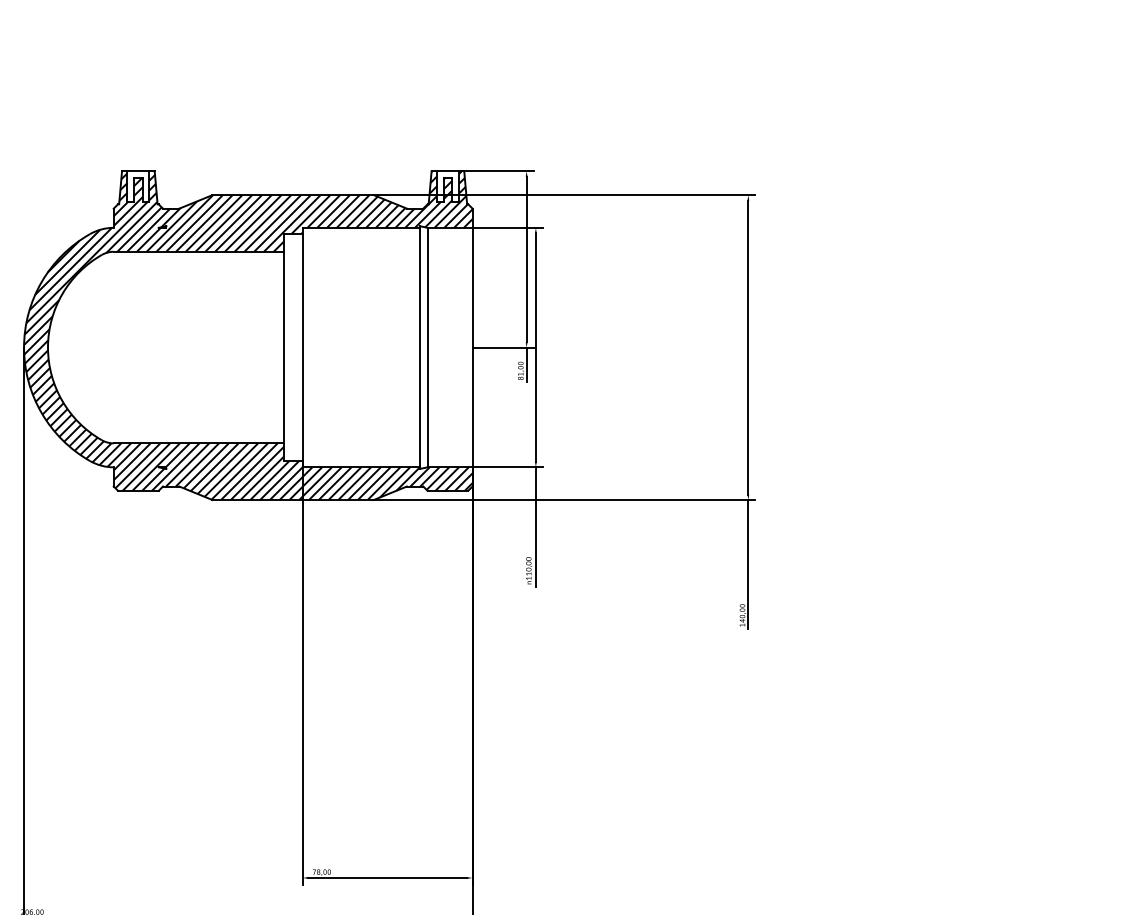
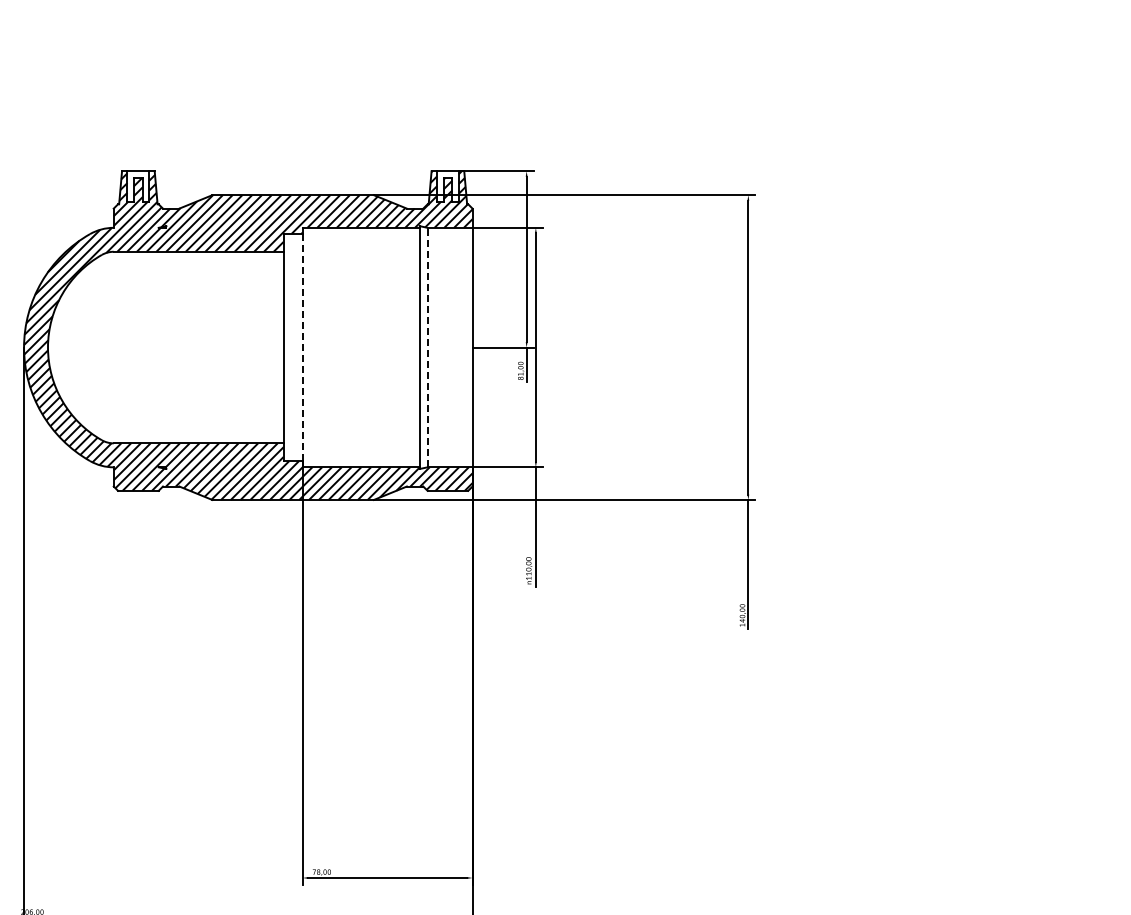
line: solid -> dashed (302, 347)
line: solid -> dashed (427, 347)
